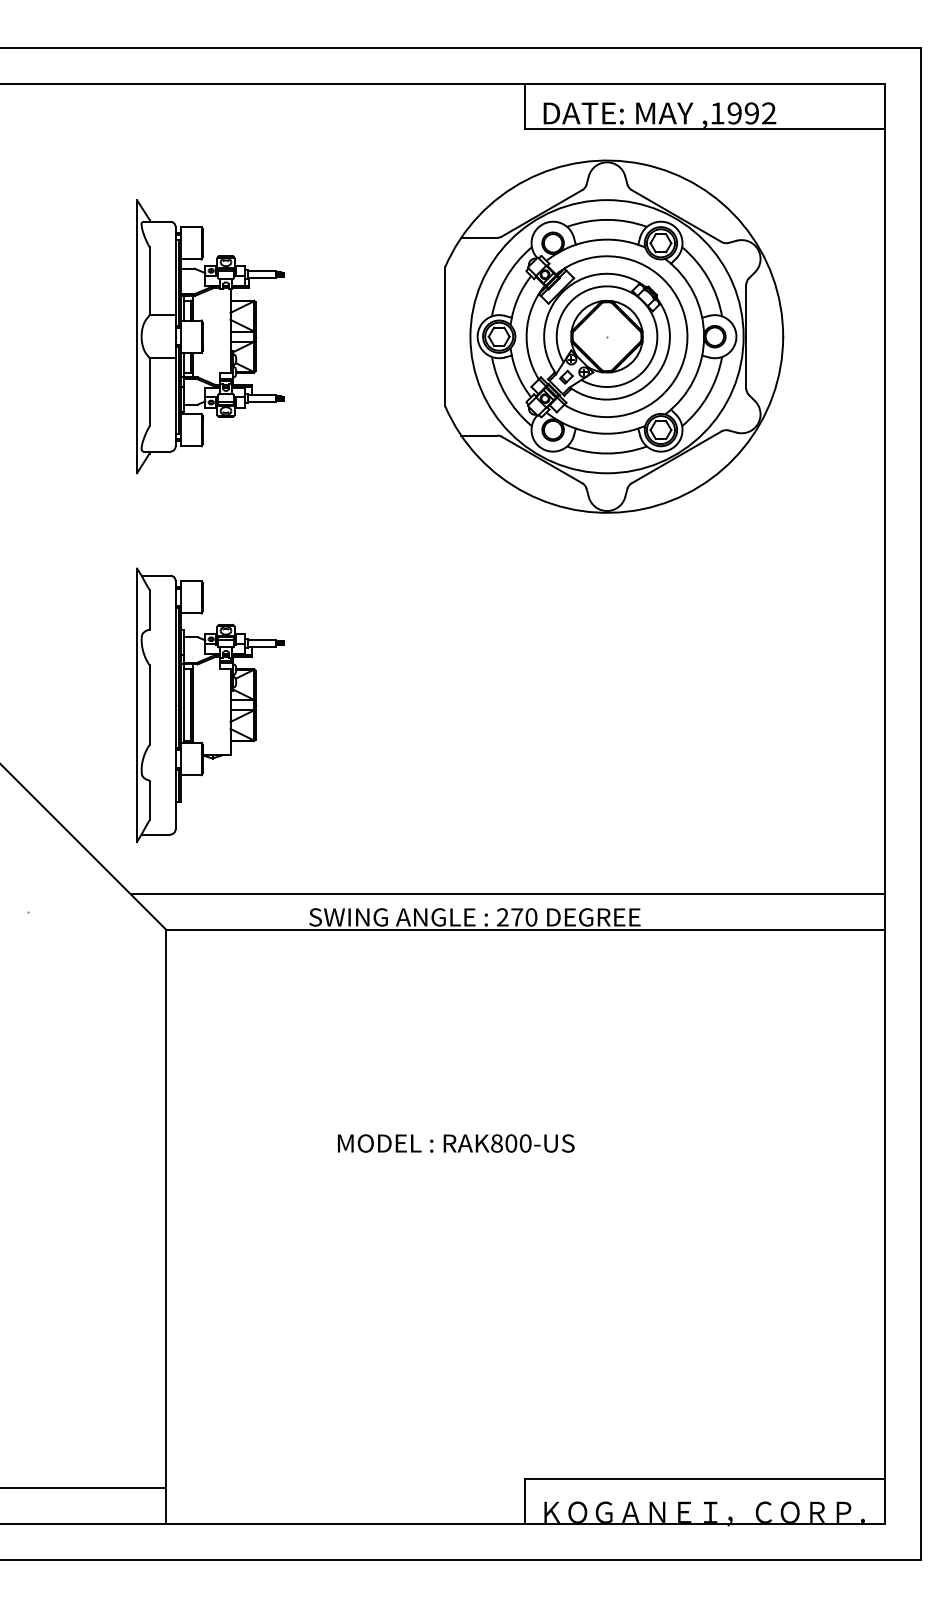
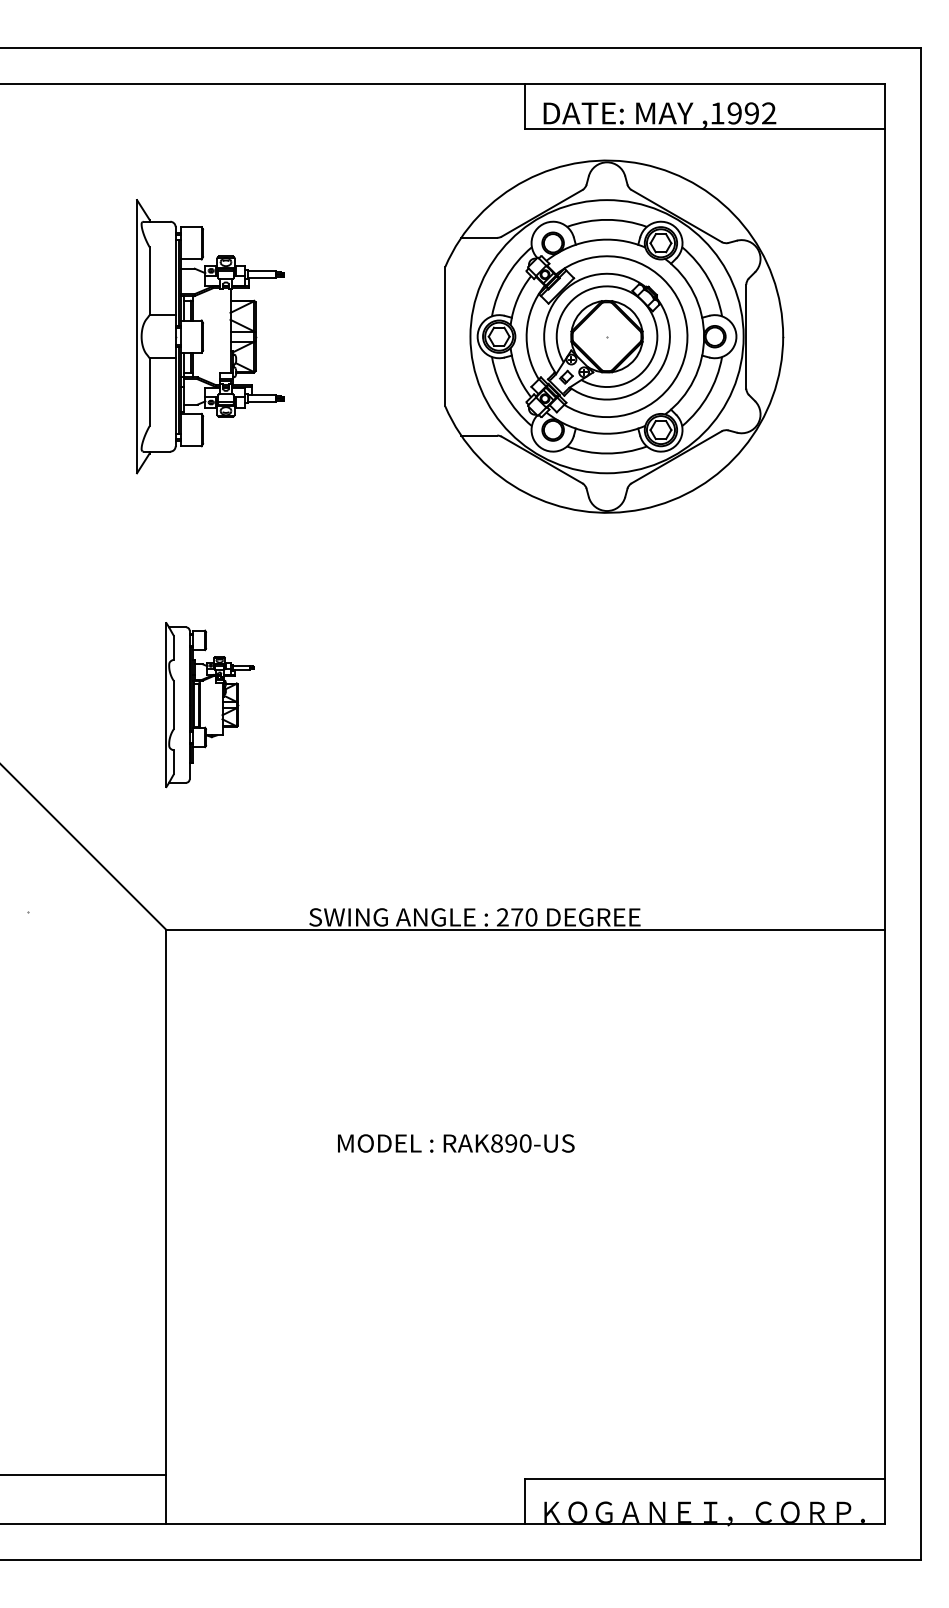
part size: 149x276 px -> 90x167 px (209, 705)
line: present -> none (507, 894)
text: RAK800-US -> RAK890-US (511, 1143)
line position: (84, 1487) -> (84, 1474) (84, 1474)
